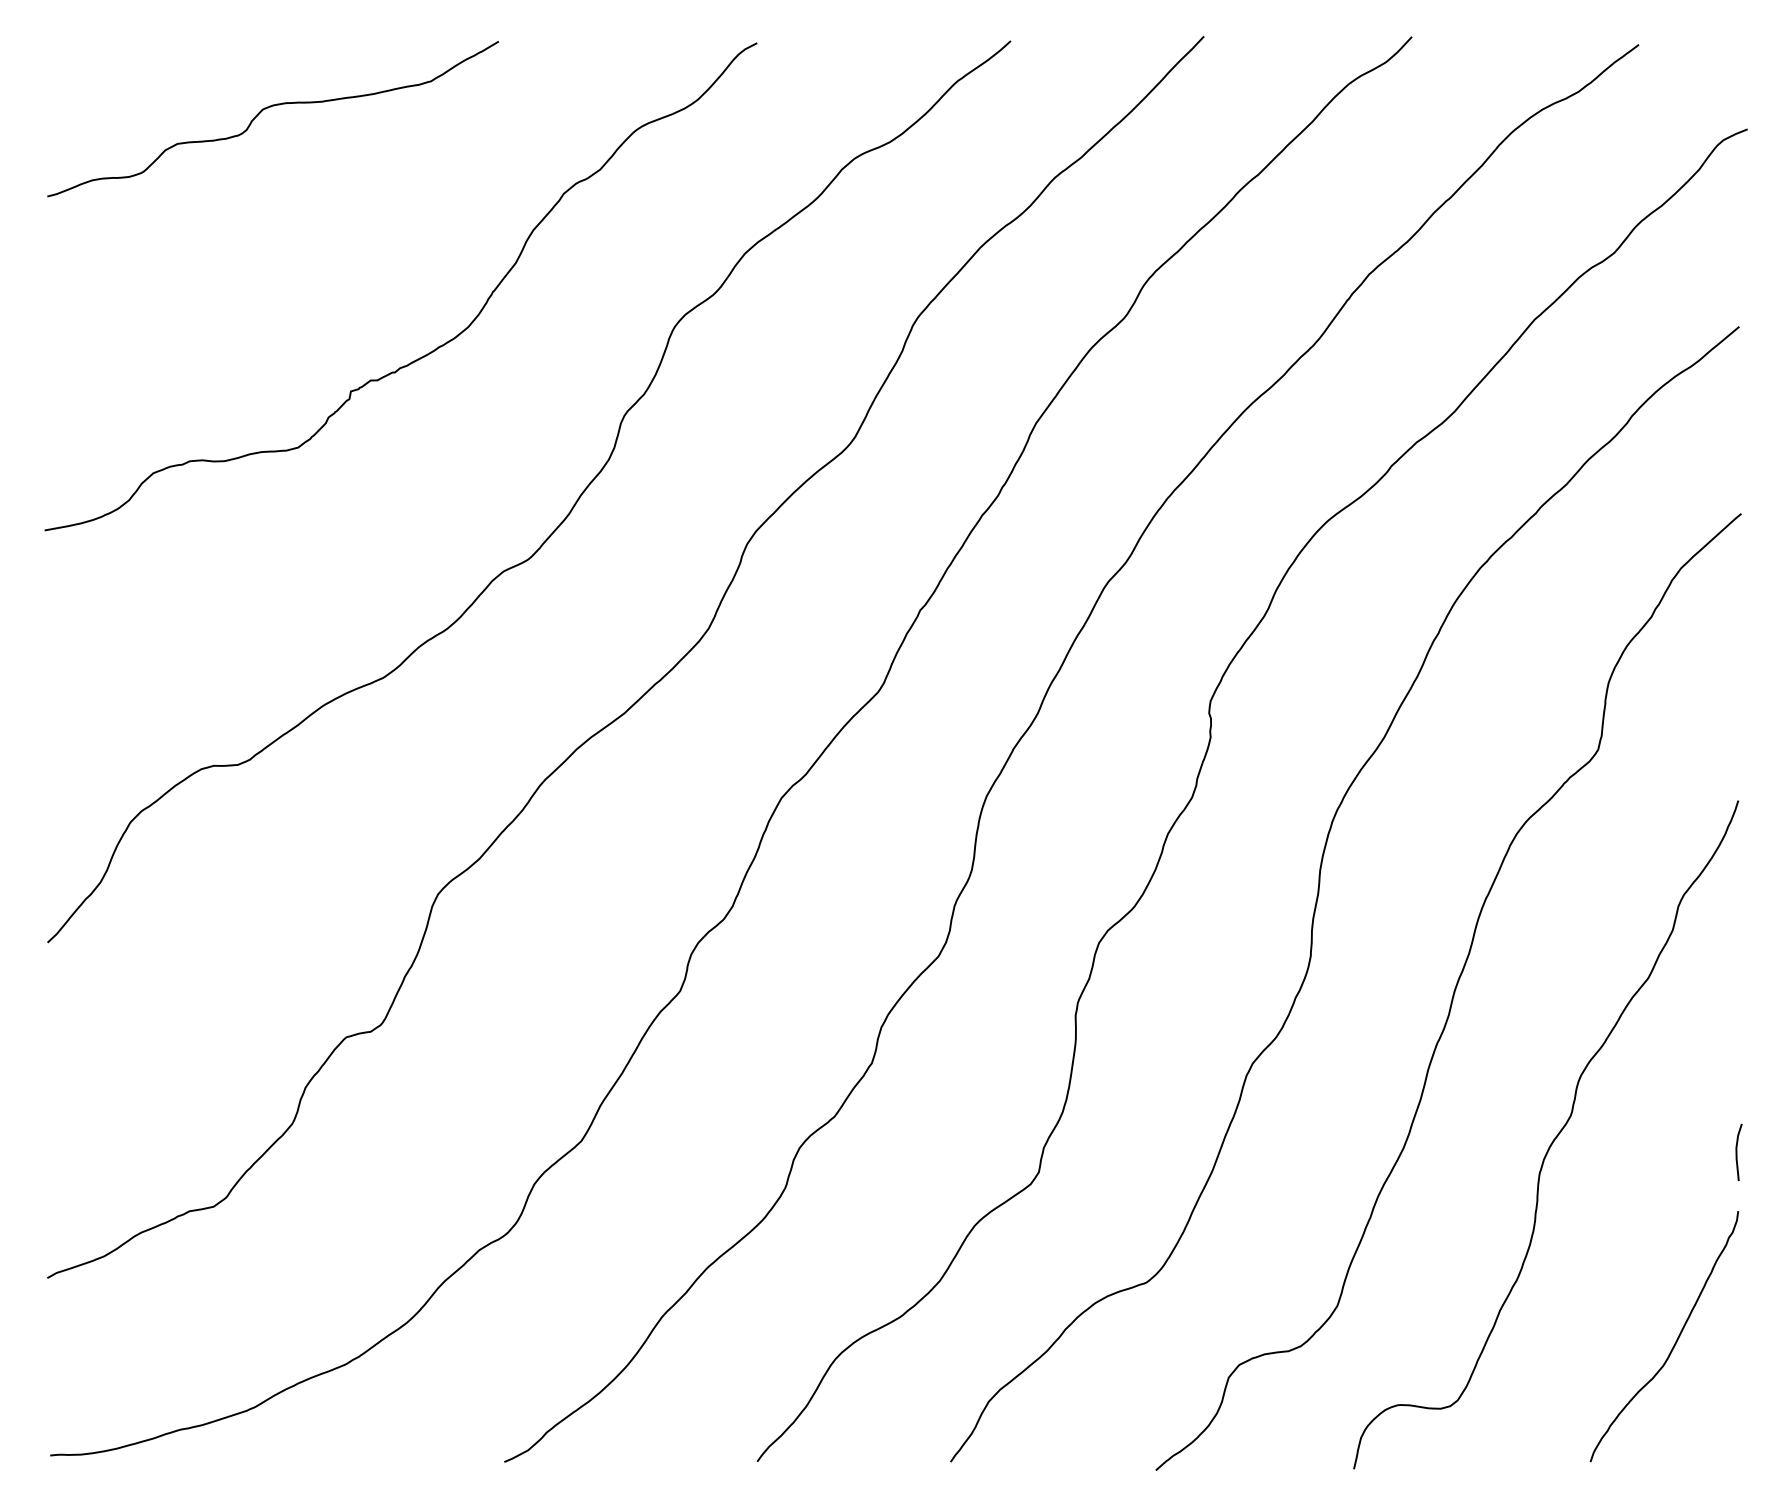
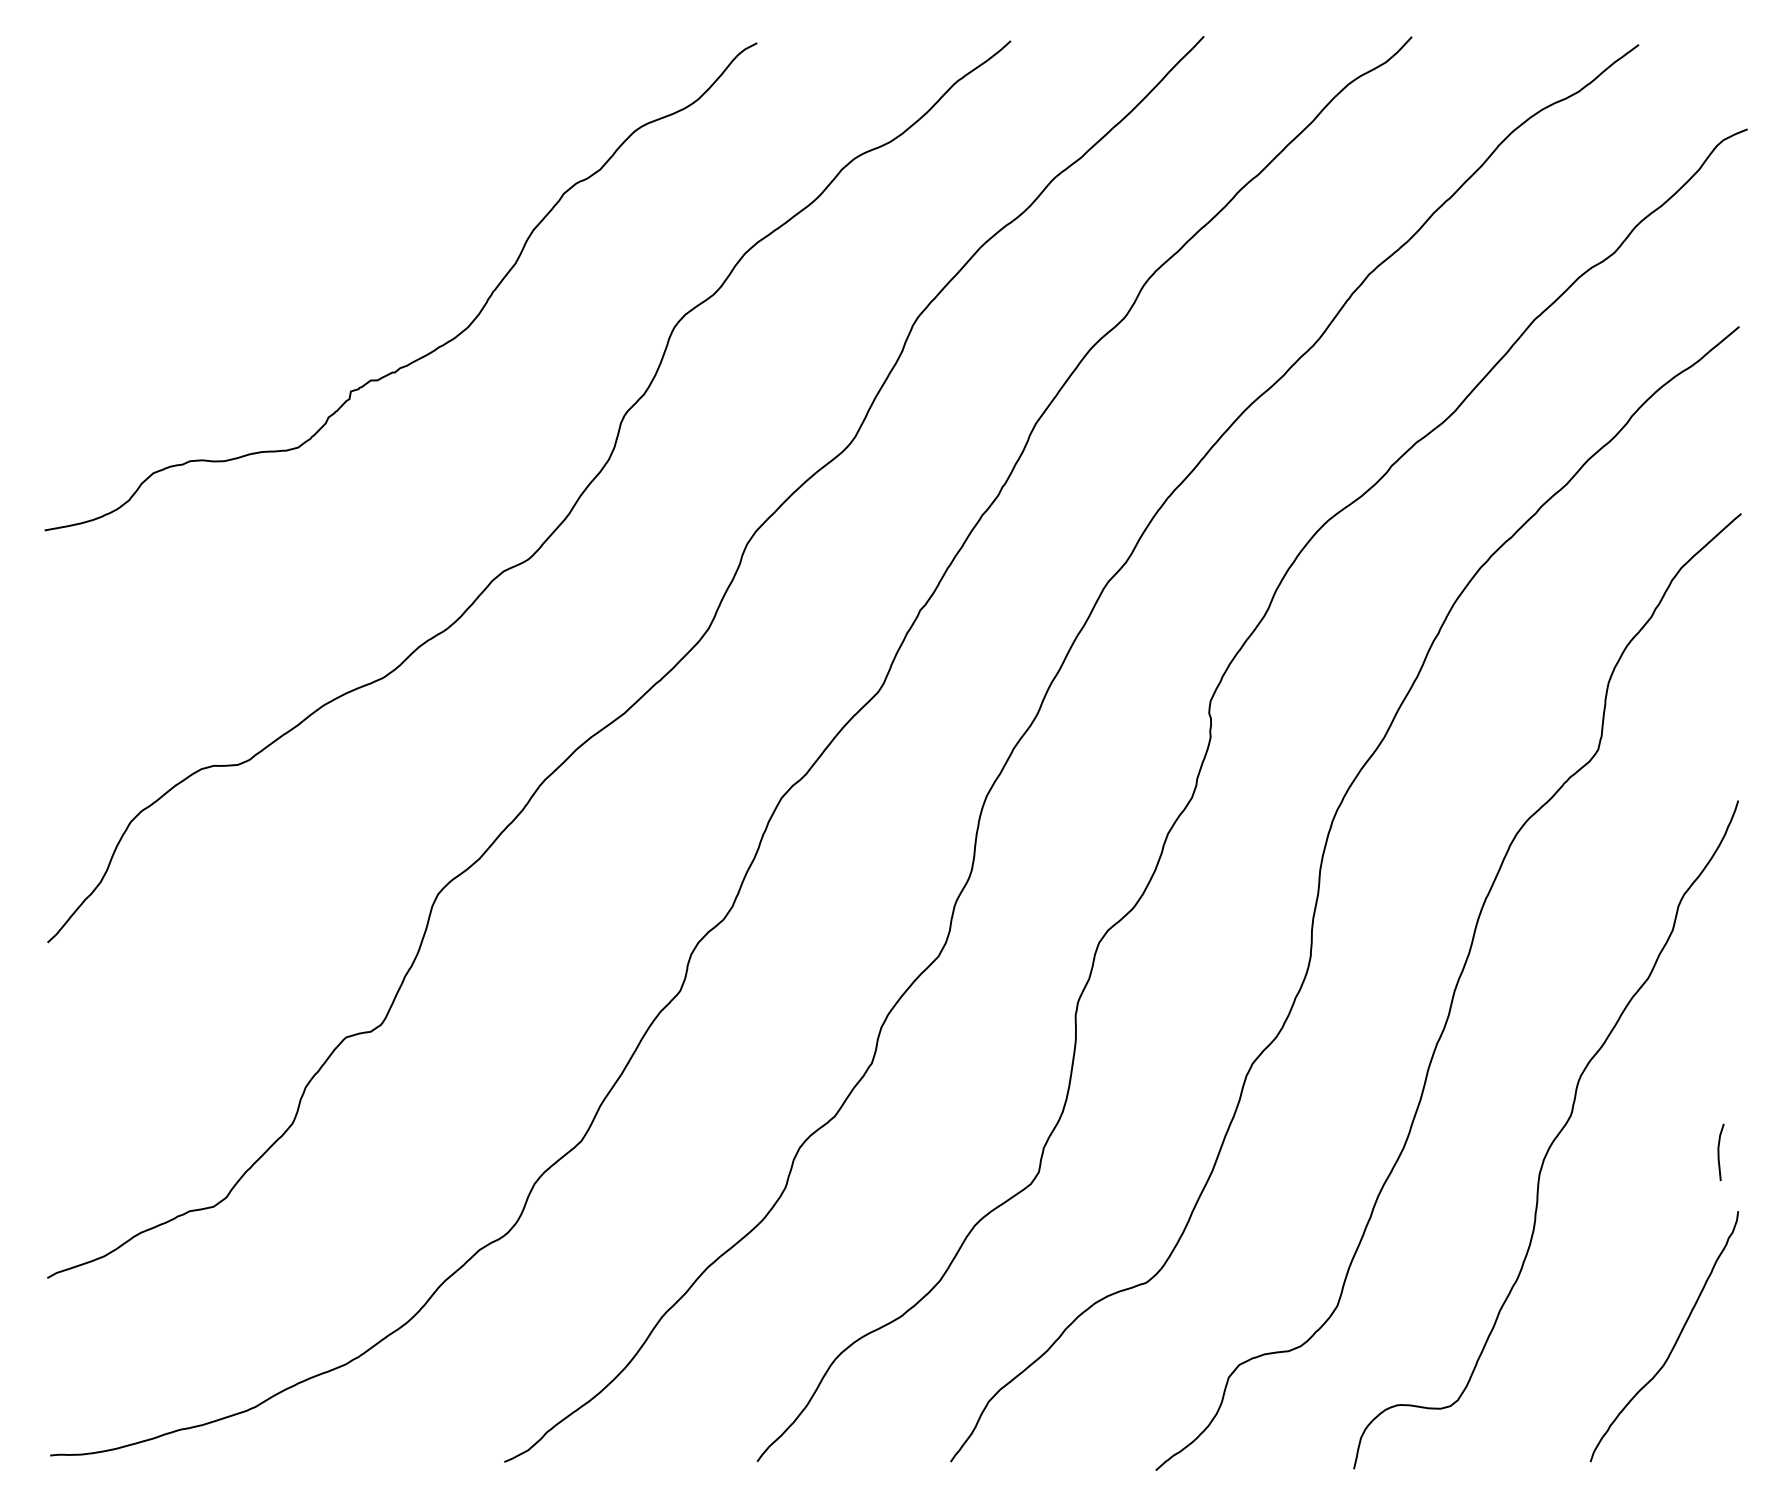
curve: present -> none (268, 108)
curve position: (1737, 1151) -> (1719, 1151) (1719, 1151)
